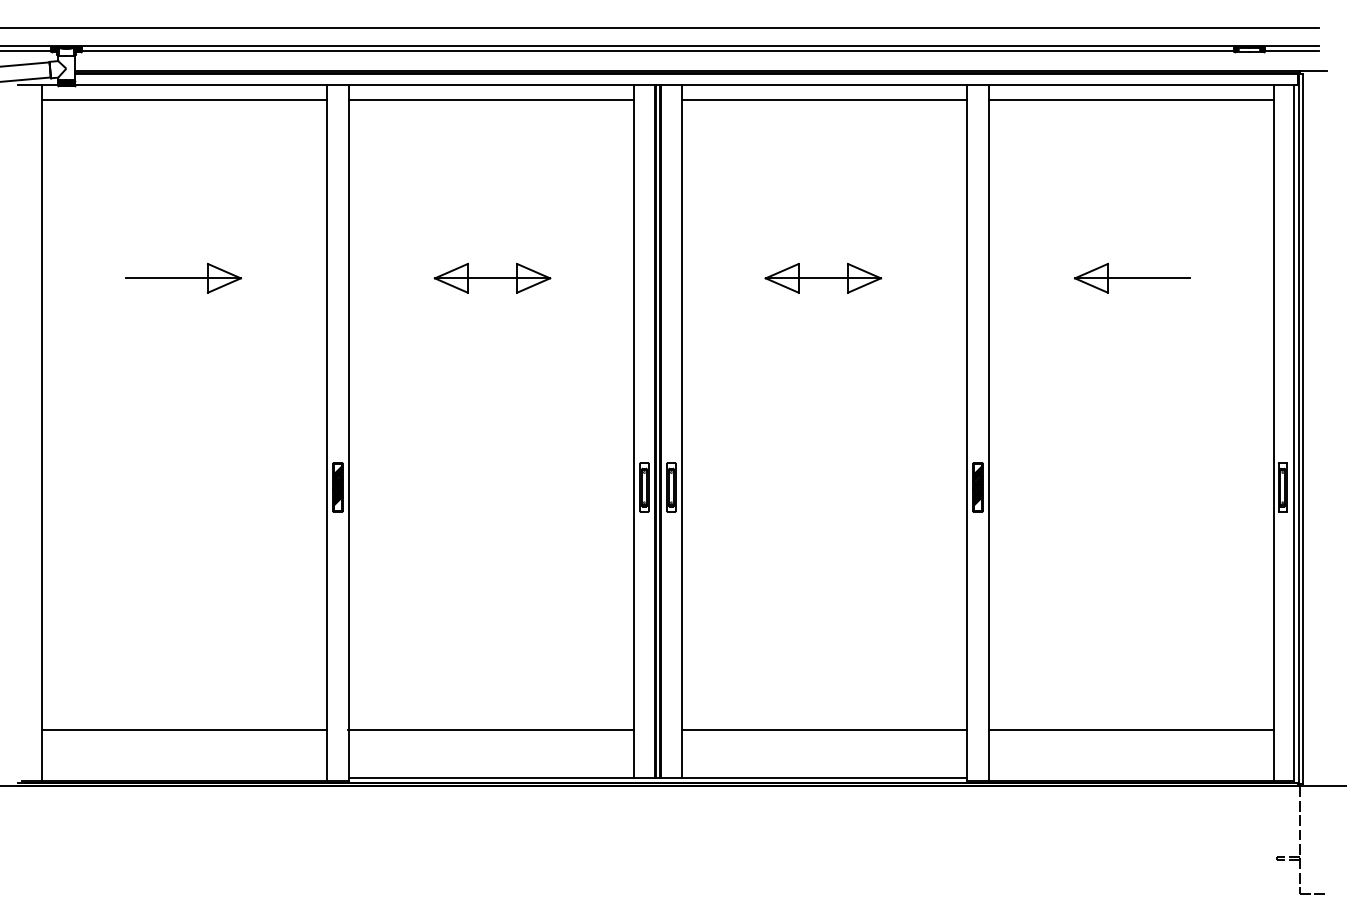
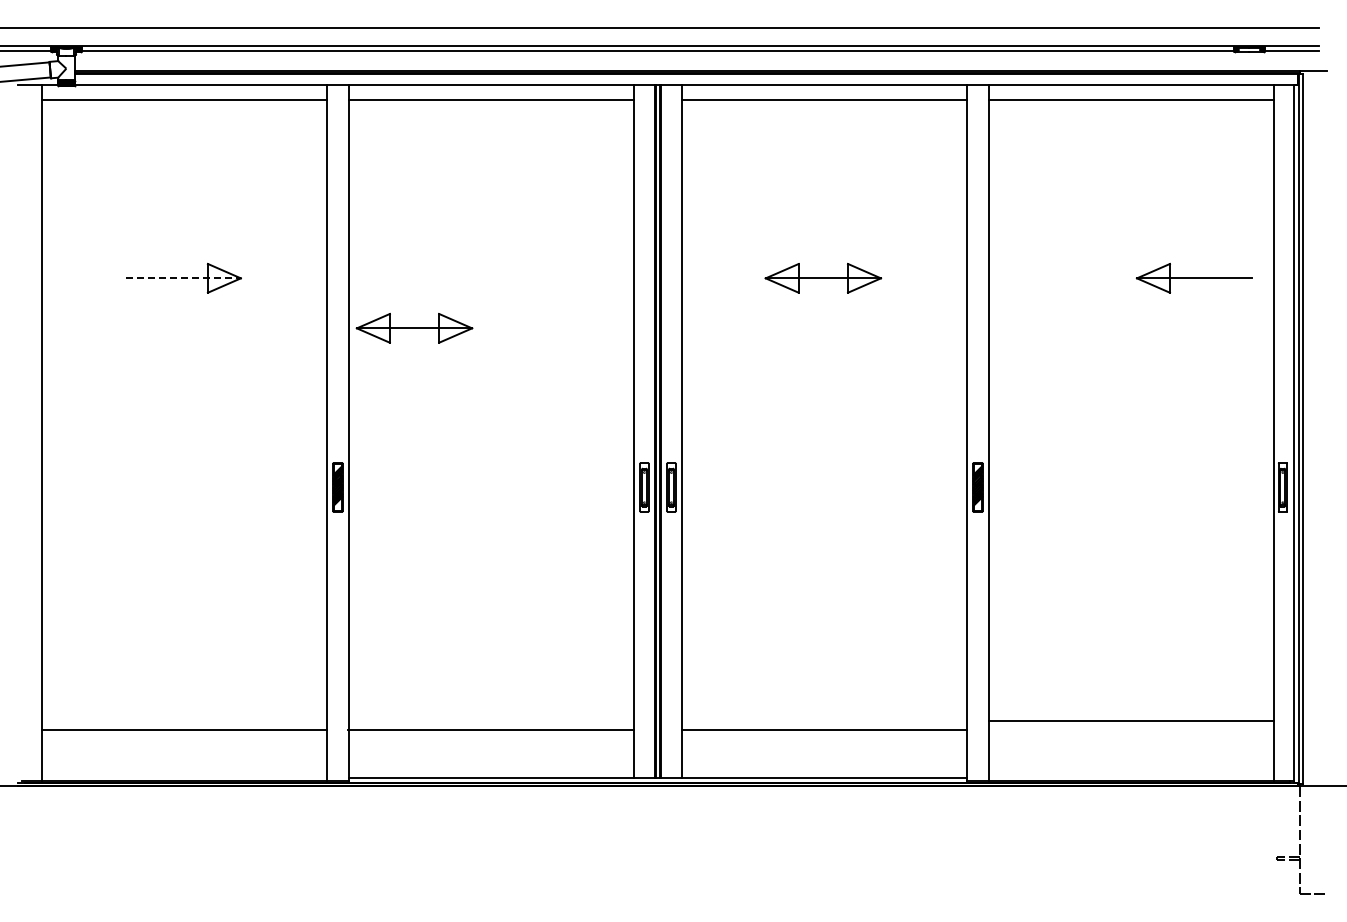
part position: (1131, 277) -> (1193, 277) (1193, 277)
line: solid -> dashed (183, 278)
part position: (492, 278) -> (414, 328) (414, 328)
line position: (1130, 729) -> (1130, 720) (1130, 720)
